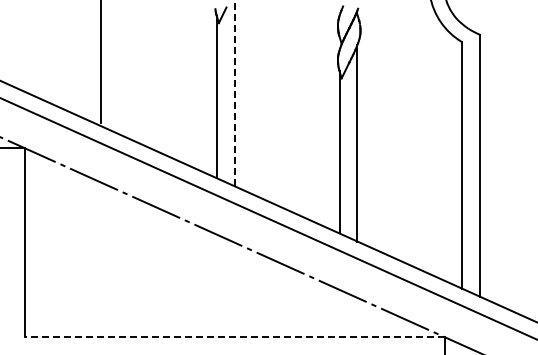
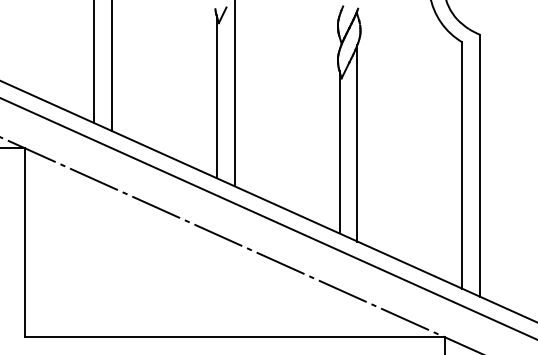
line position: (101, 62) -> (94, 62) (94, 62)
line: none -> present (111, 66)
line: dashed -> solid (234, 92)
line: dashed -> solid (234, 337)
